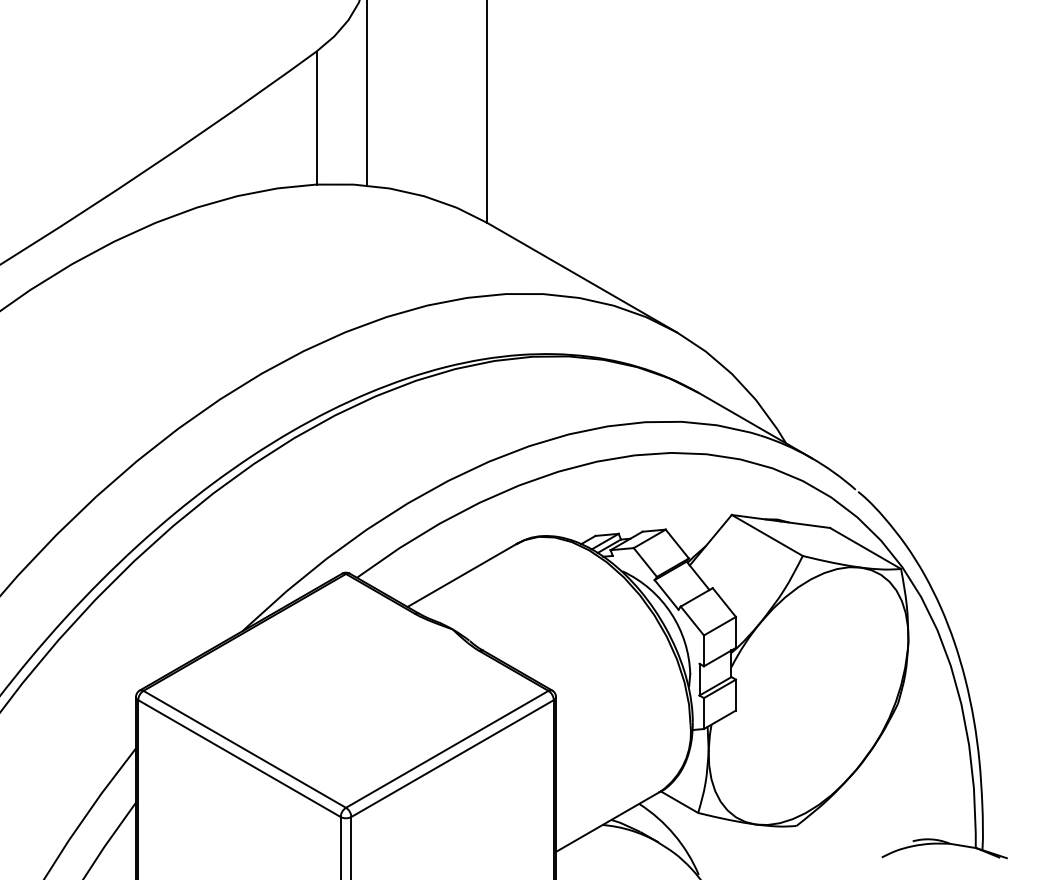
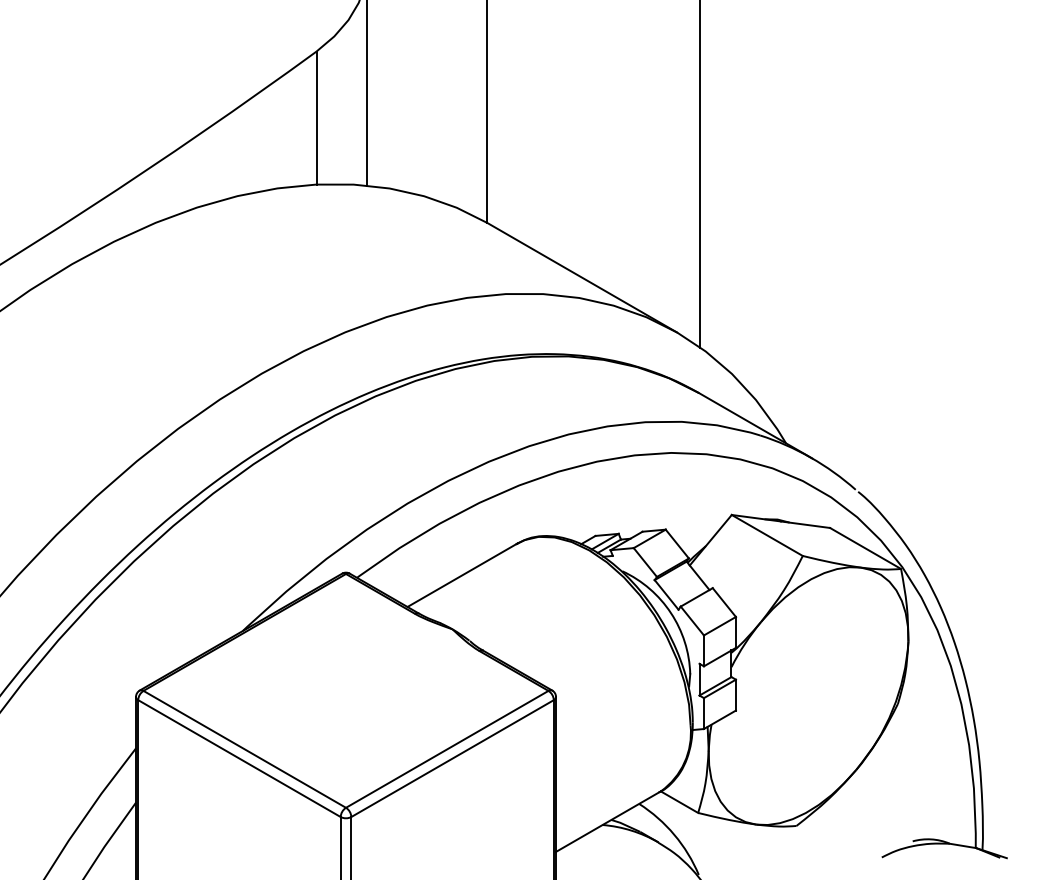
line: none -> present (700, 174)
